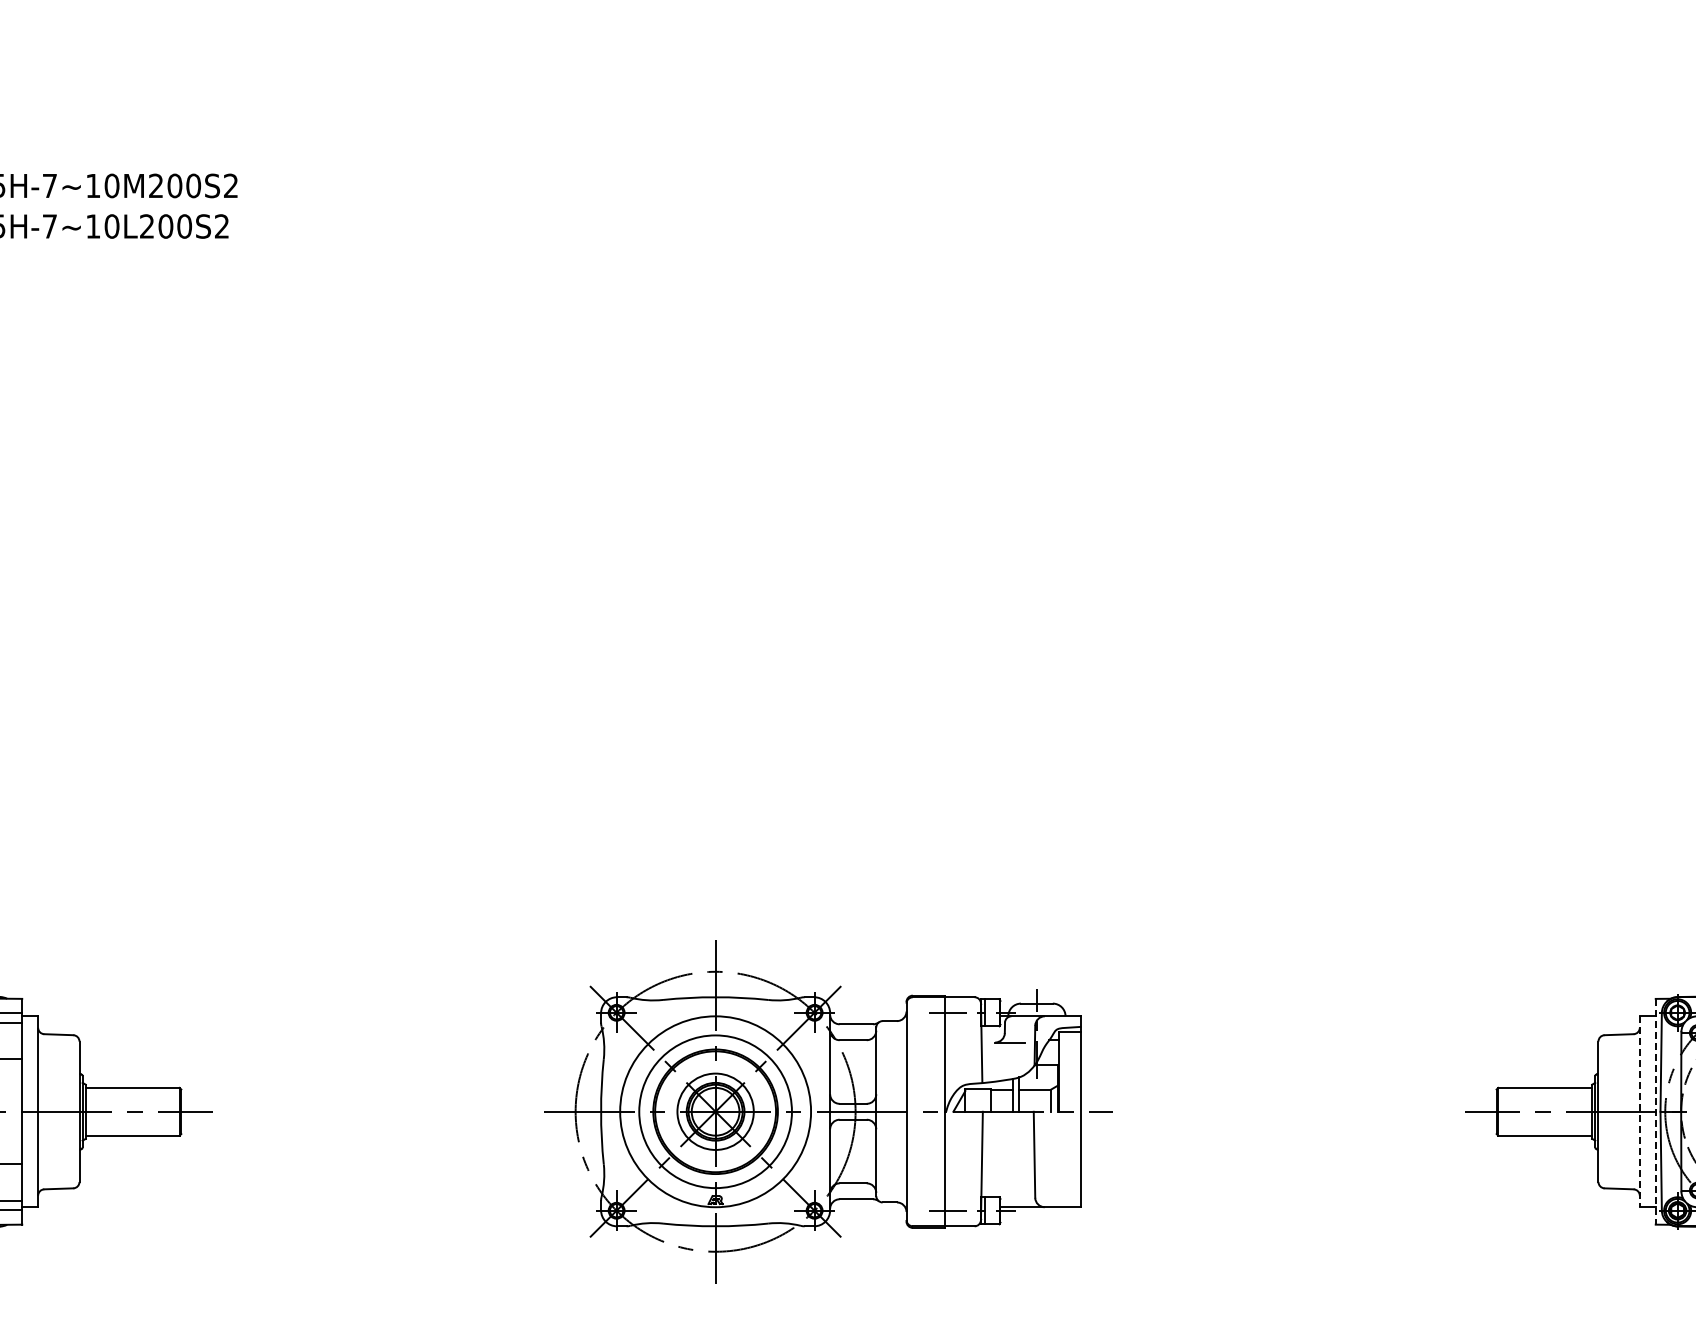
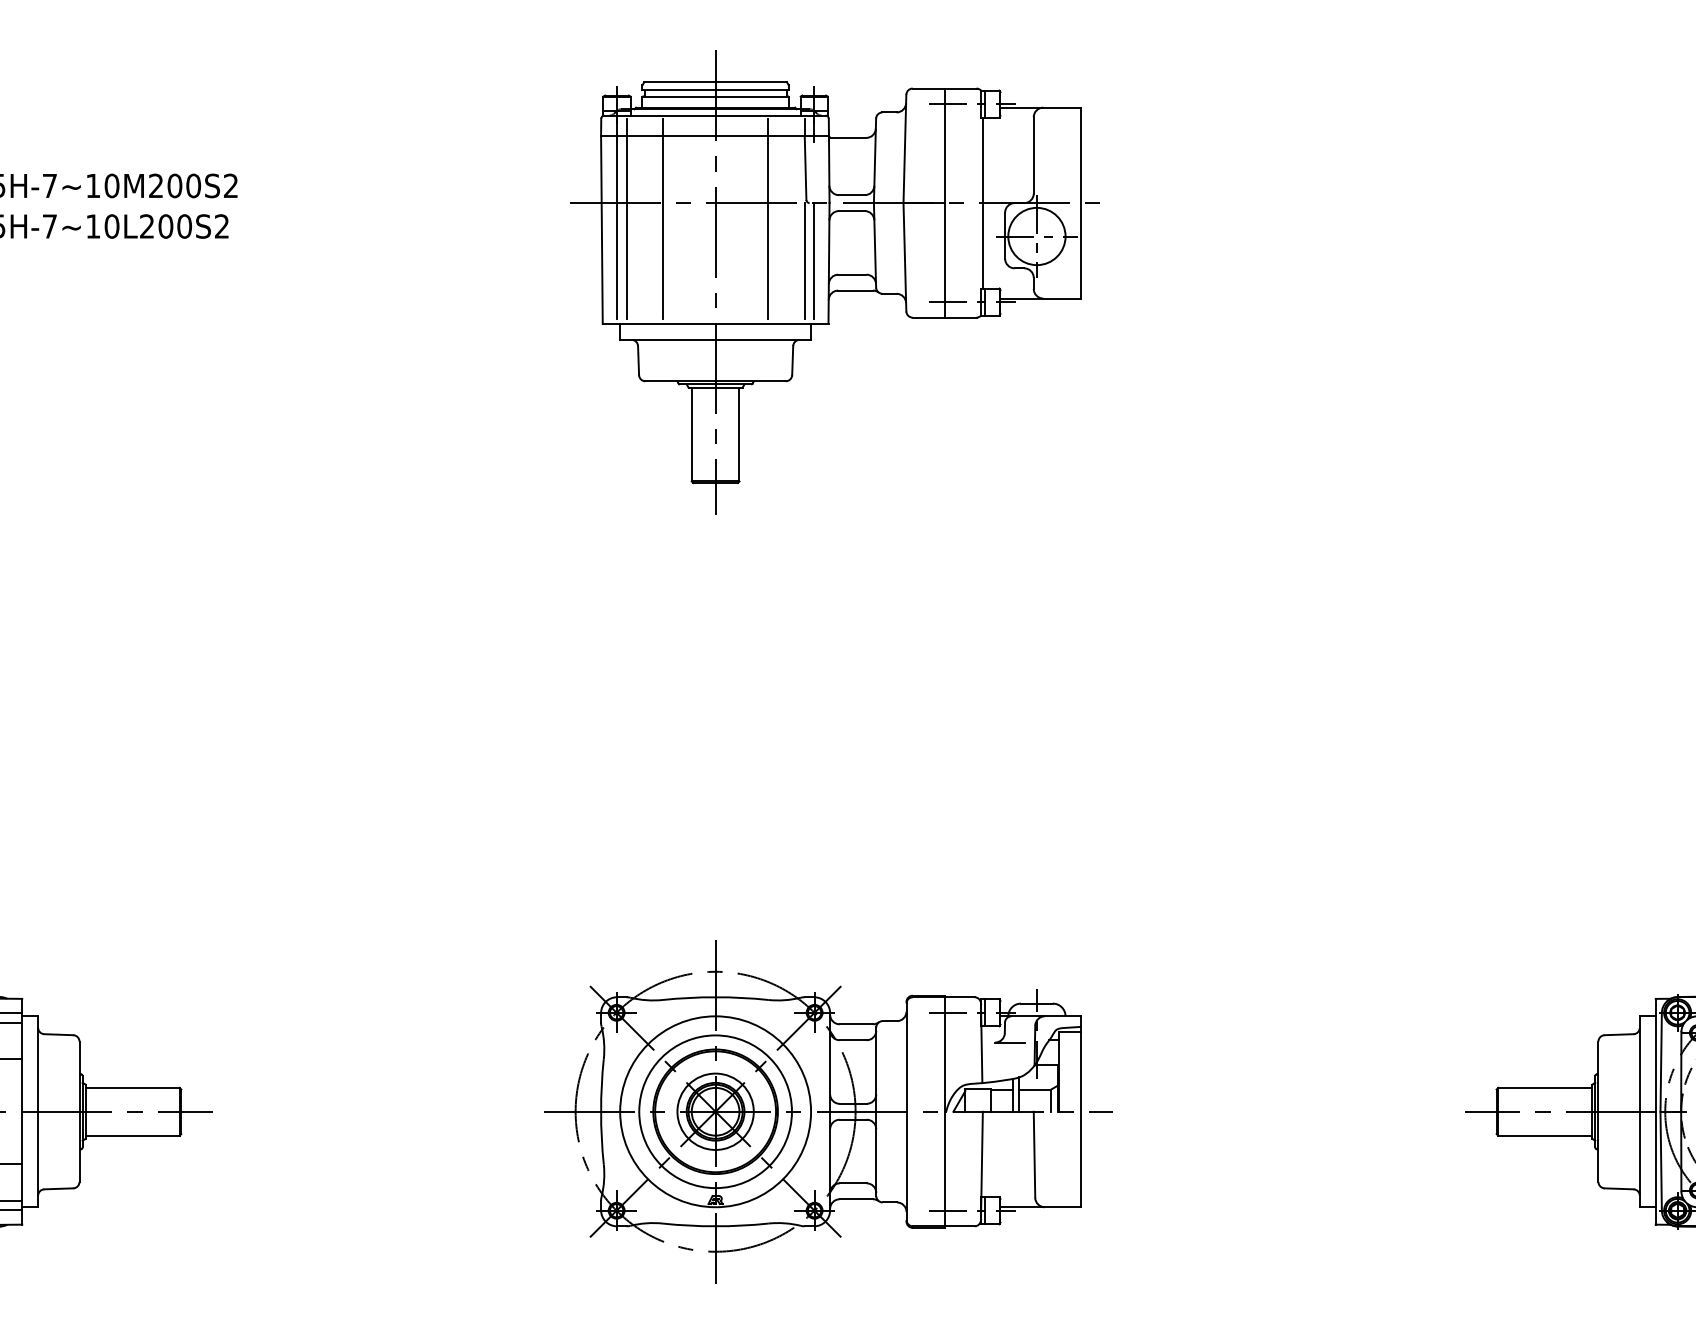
part: none -> present (834, 282)
line: dashed -> solid (1655, 1111)
line: dashed -> solid (1639, 1112)
